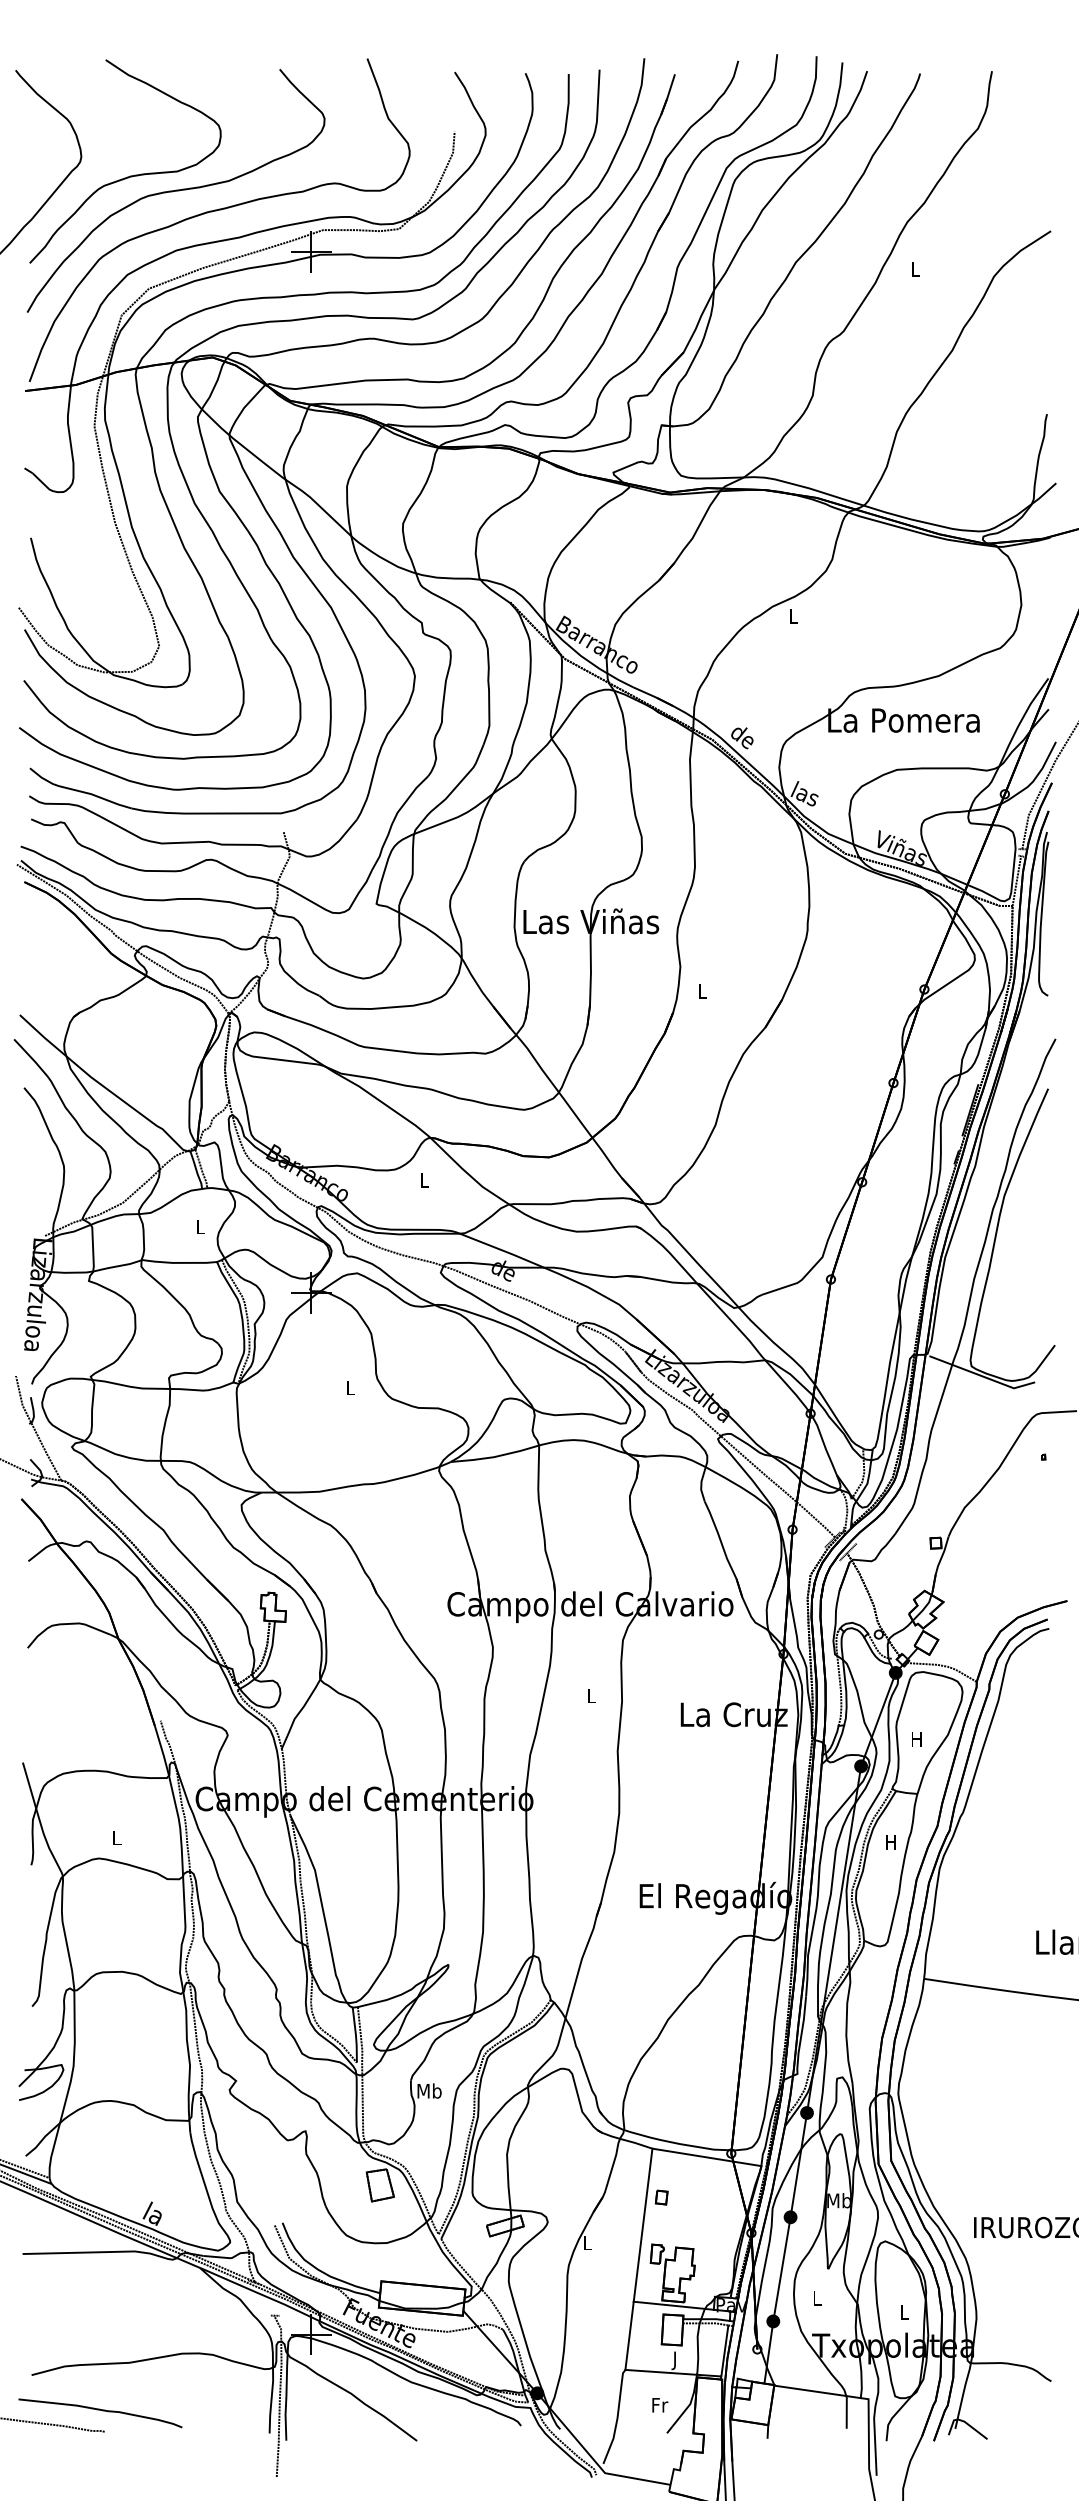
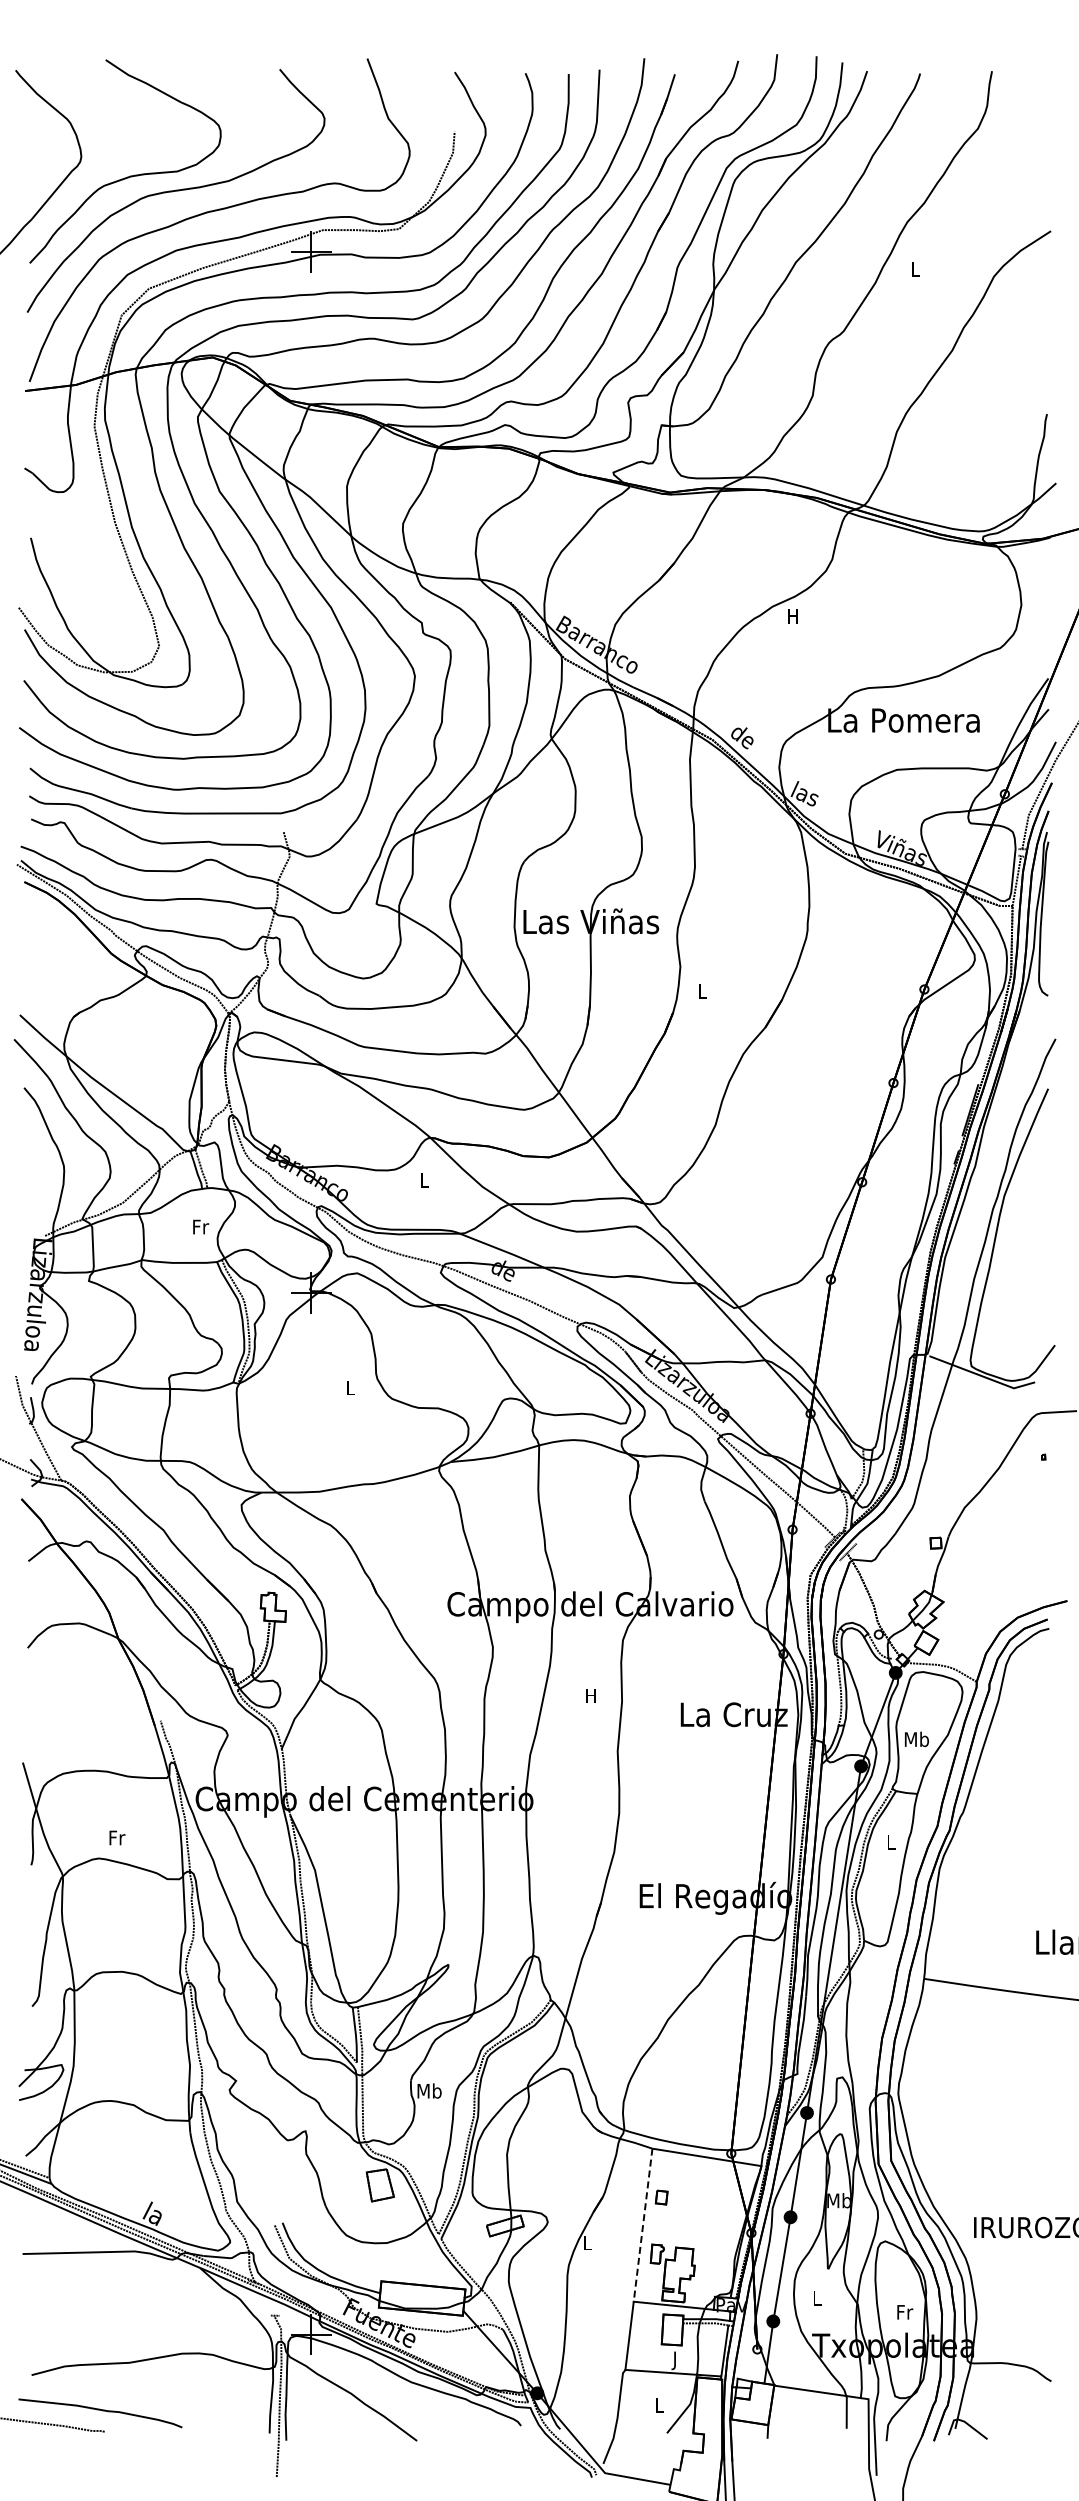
text: L -> H (792, 616)
text: L -> Fr (201, 1226)
text: L -> H (590, 1695)
text: H -> Mb (916, 1739)
text: L -> Fr (117, 1837)
text: H -> L (890, 1842)
line: solid -> dashed (643, 2225)
text: L -> Fr (905, 2312)
text: Fr -> L (660, 2405)
